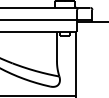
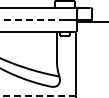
line: solid -> dashed (33, 19)
line: solid -> dashed (38, 95)
